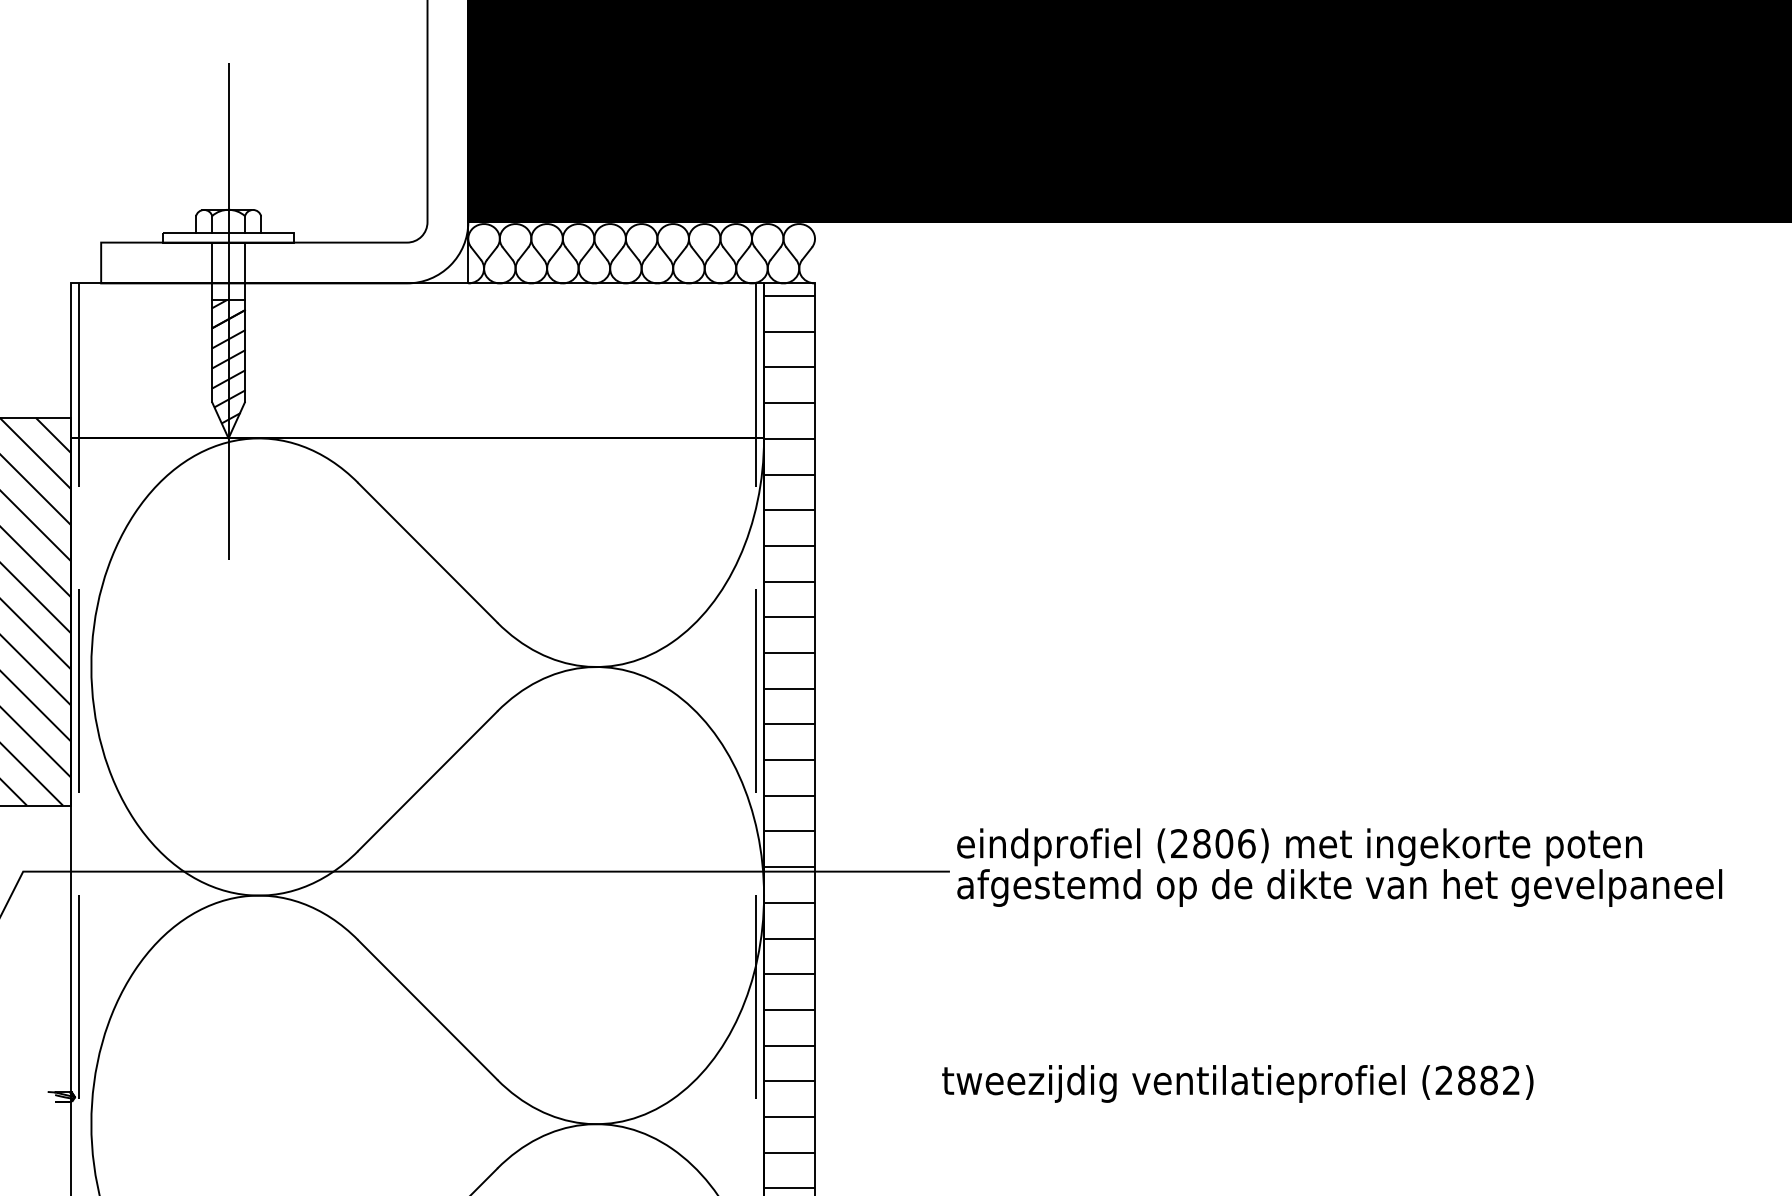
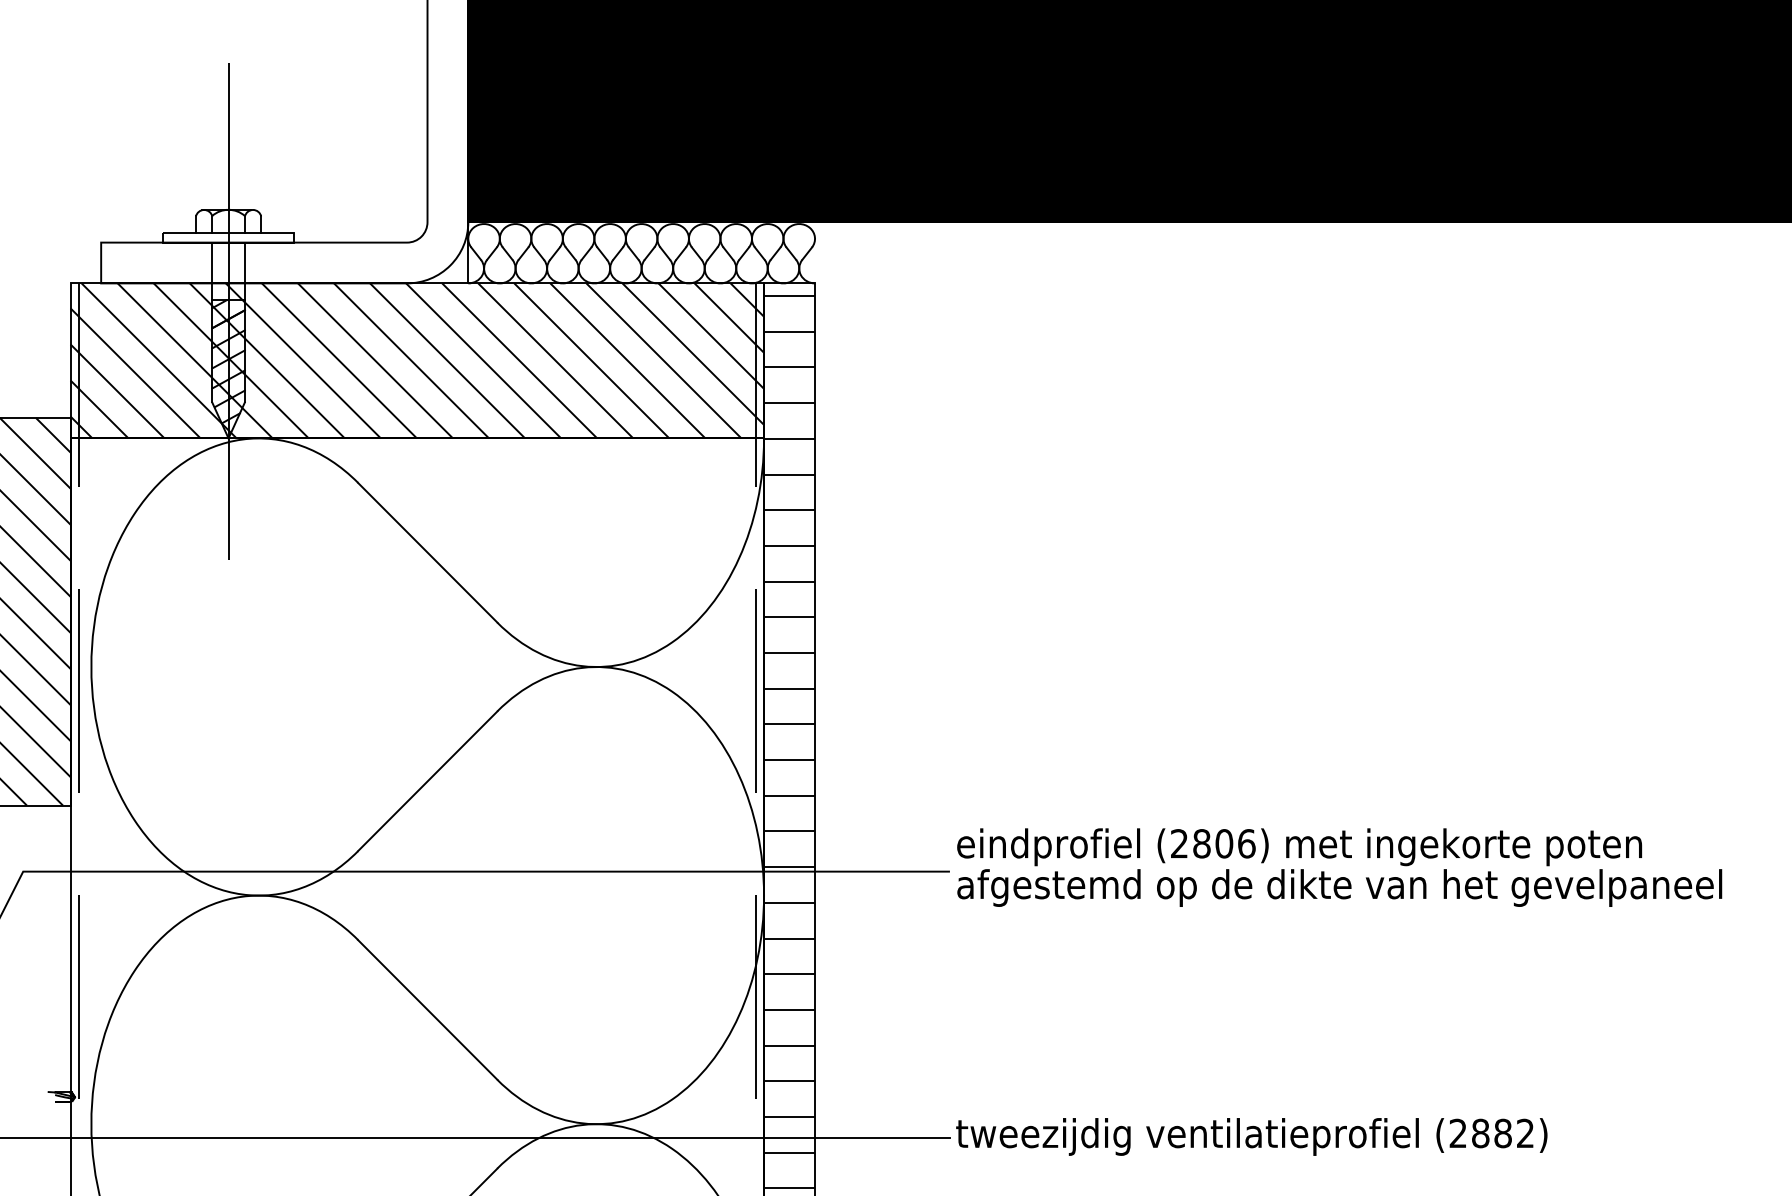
hatch: none -> present (417, 360)
text position: (1237, 1083) -> (1251, 1136) (1251, 1136)
line: none -> present (475, 1138)
